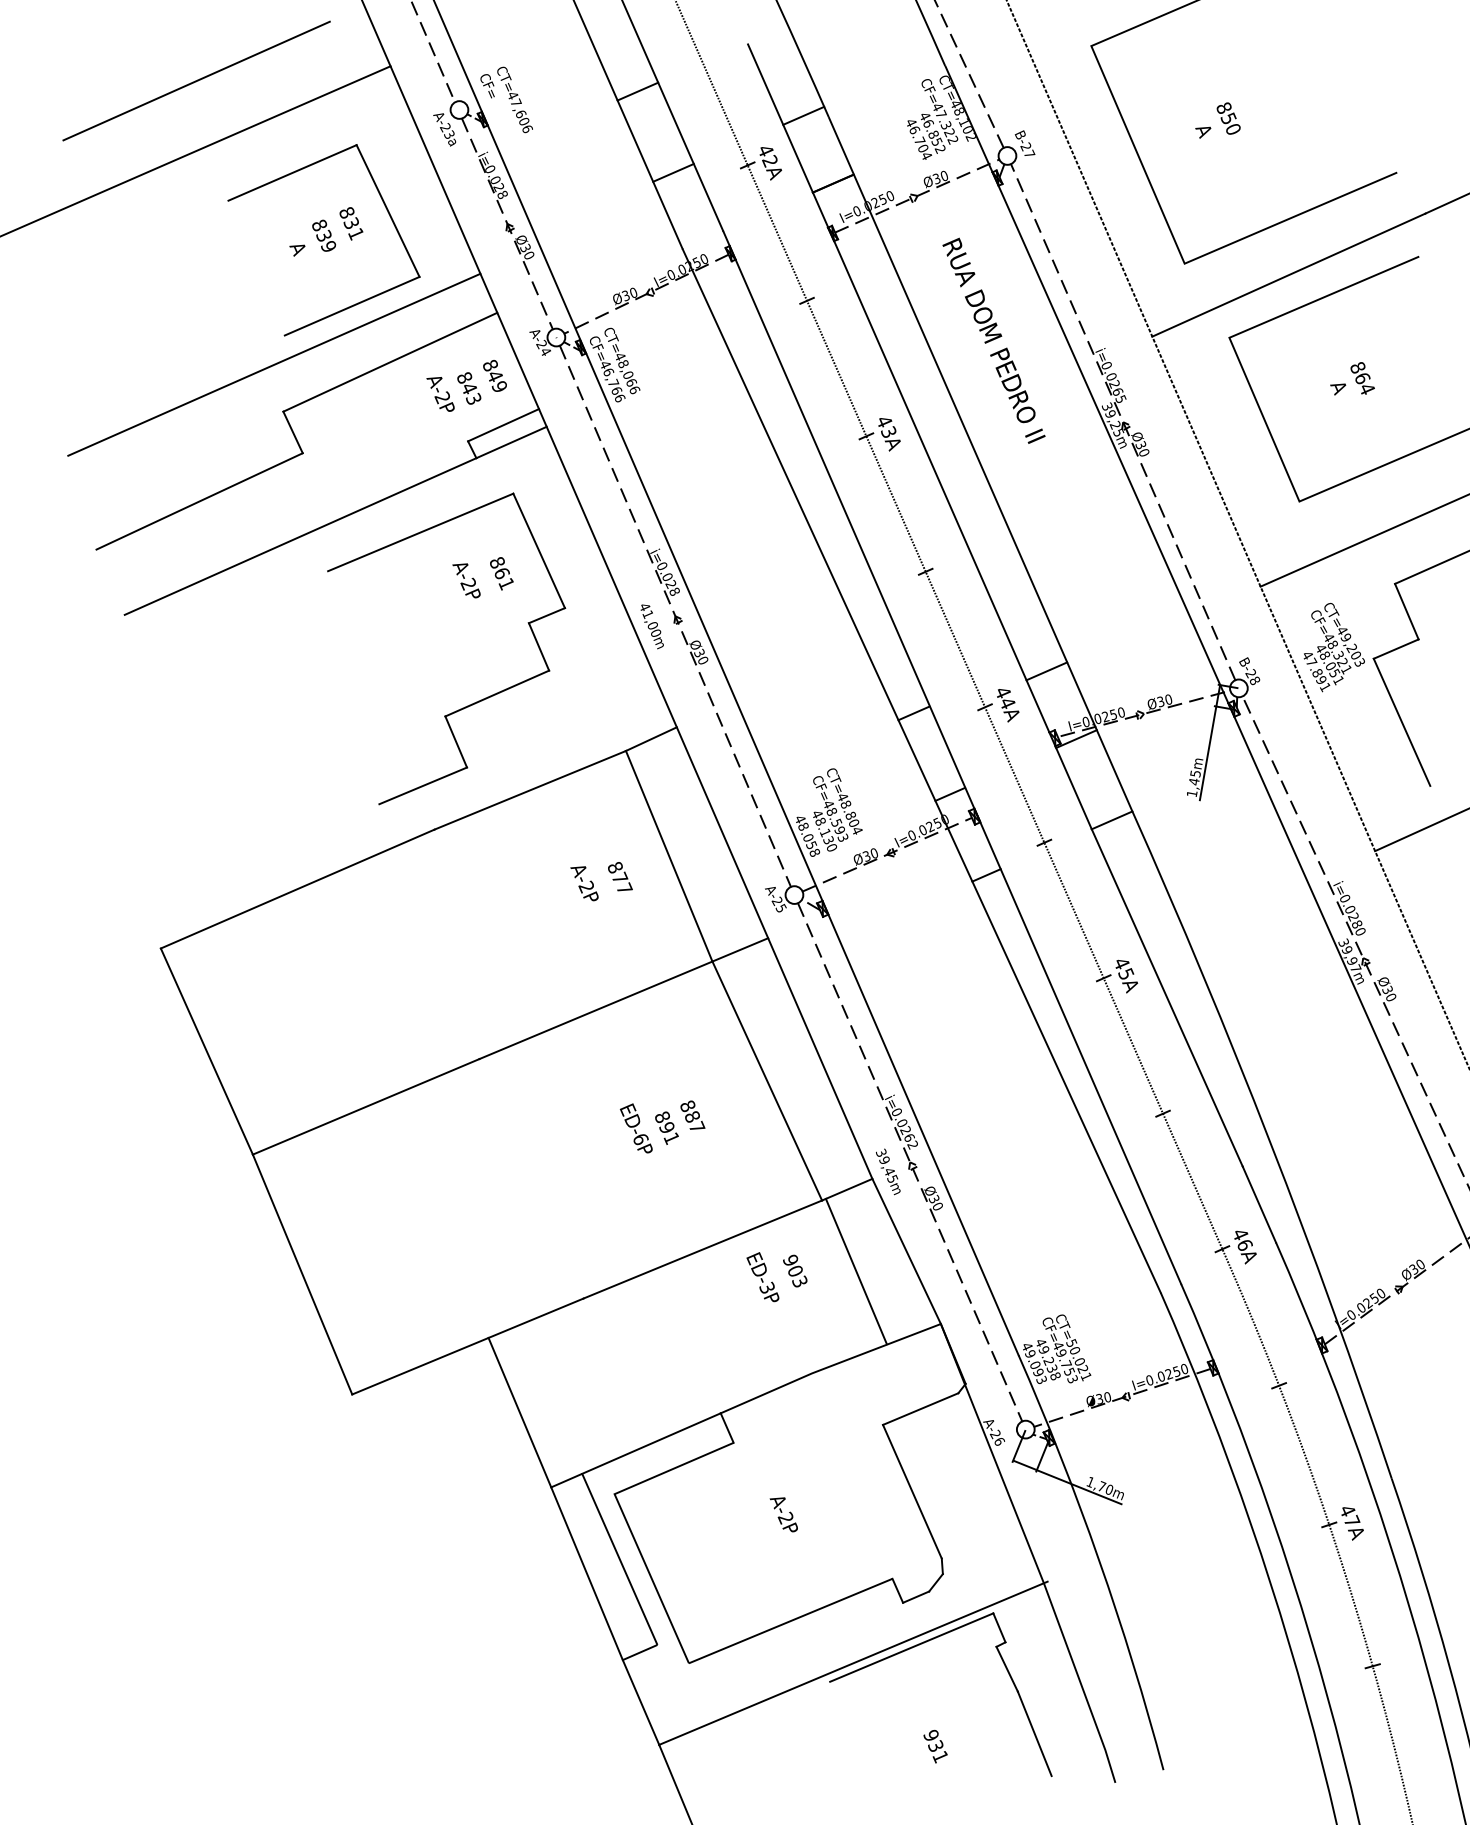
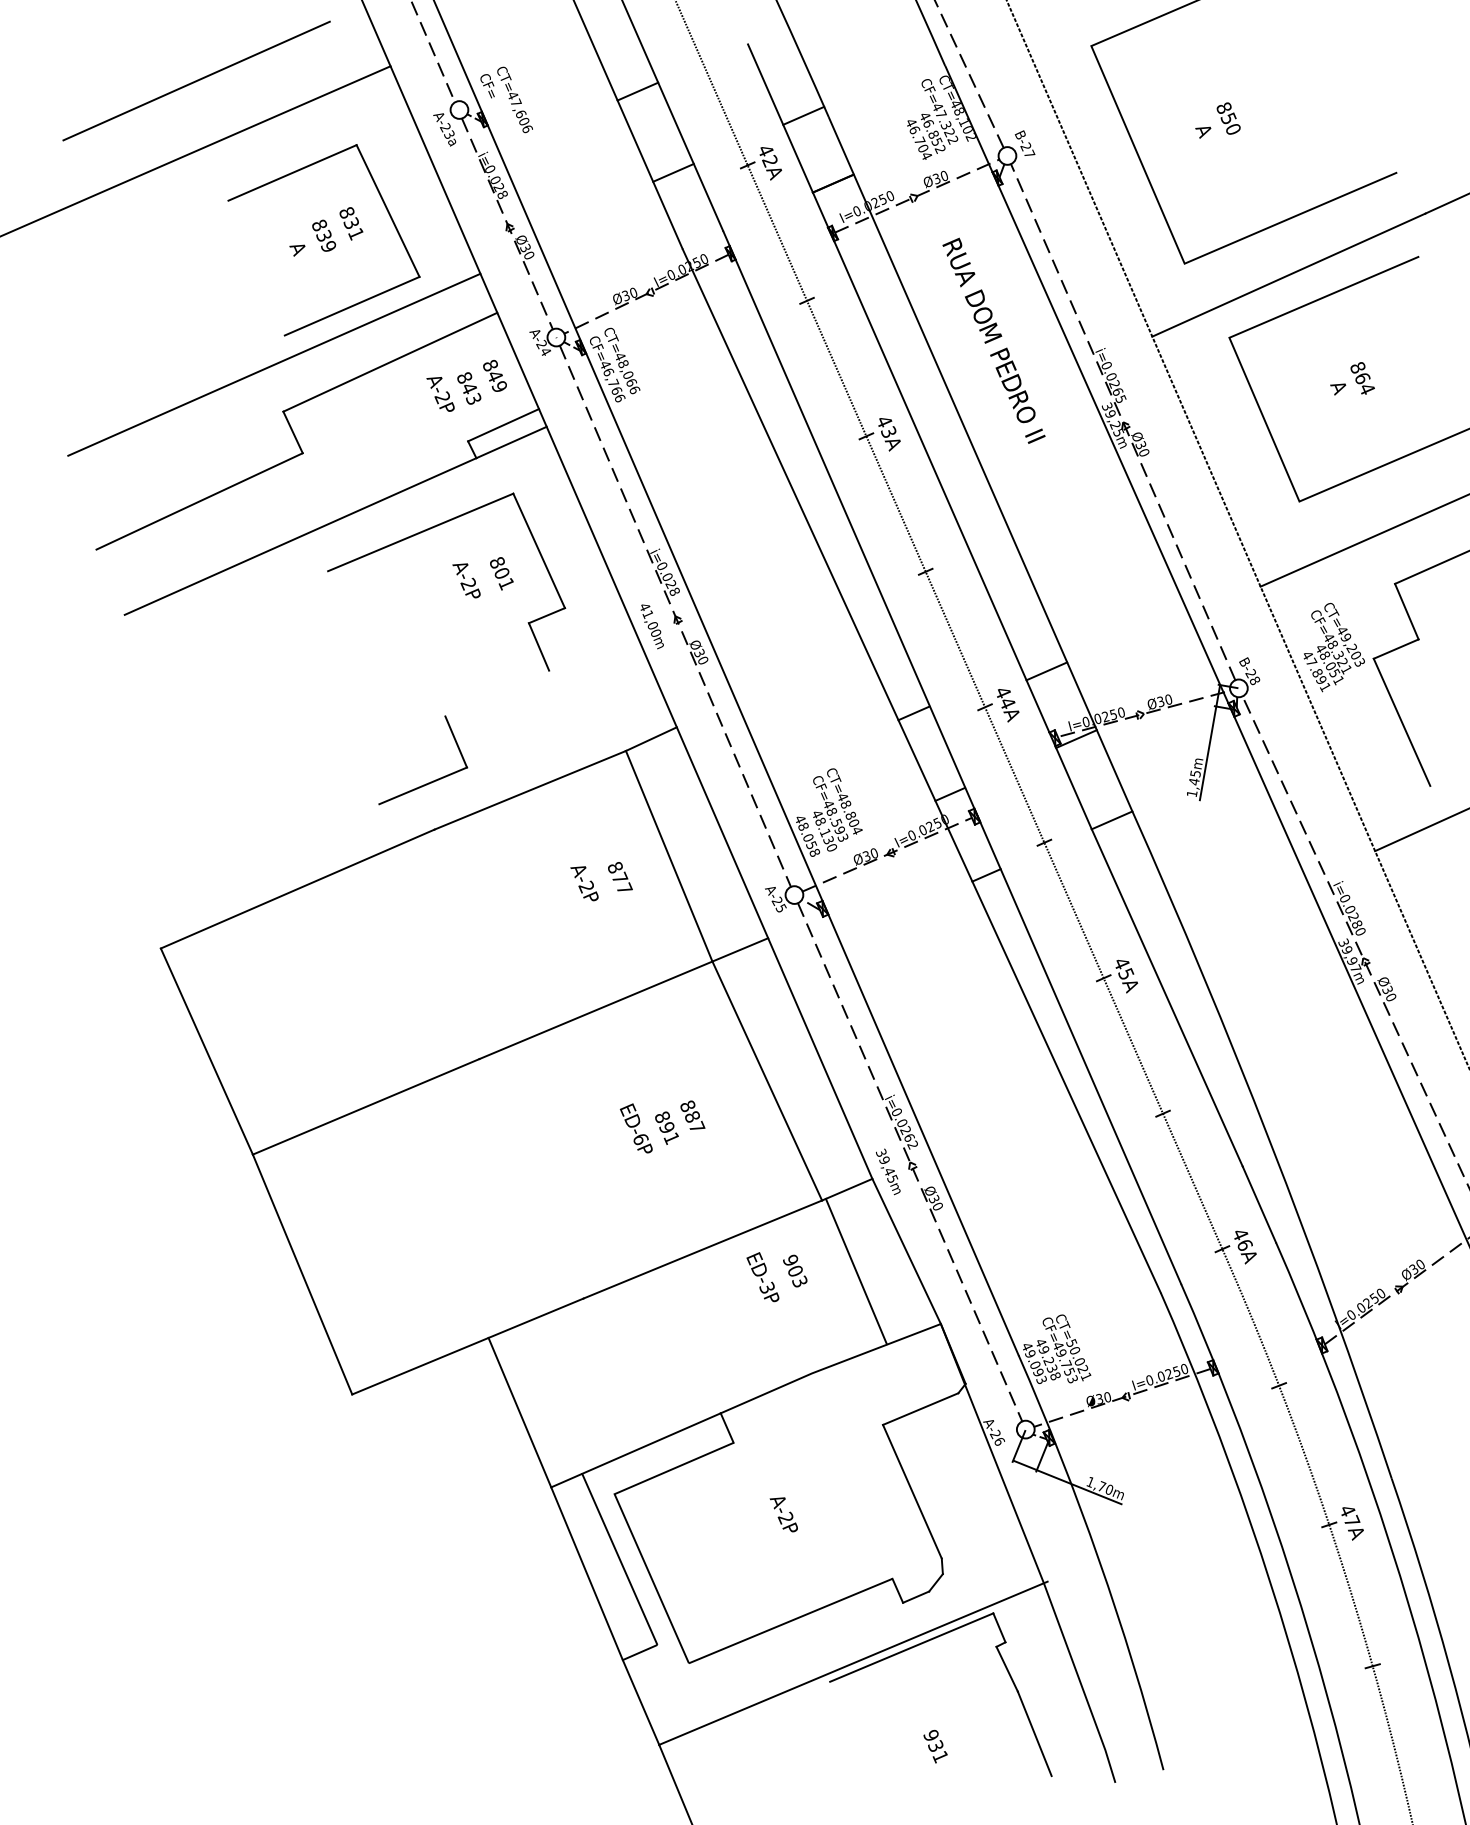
text: 861 -> 801 (502, 573)
line: present -> none (497, 693)
